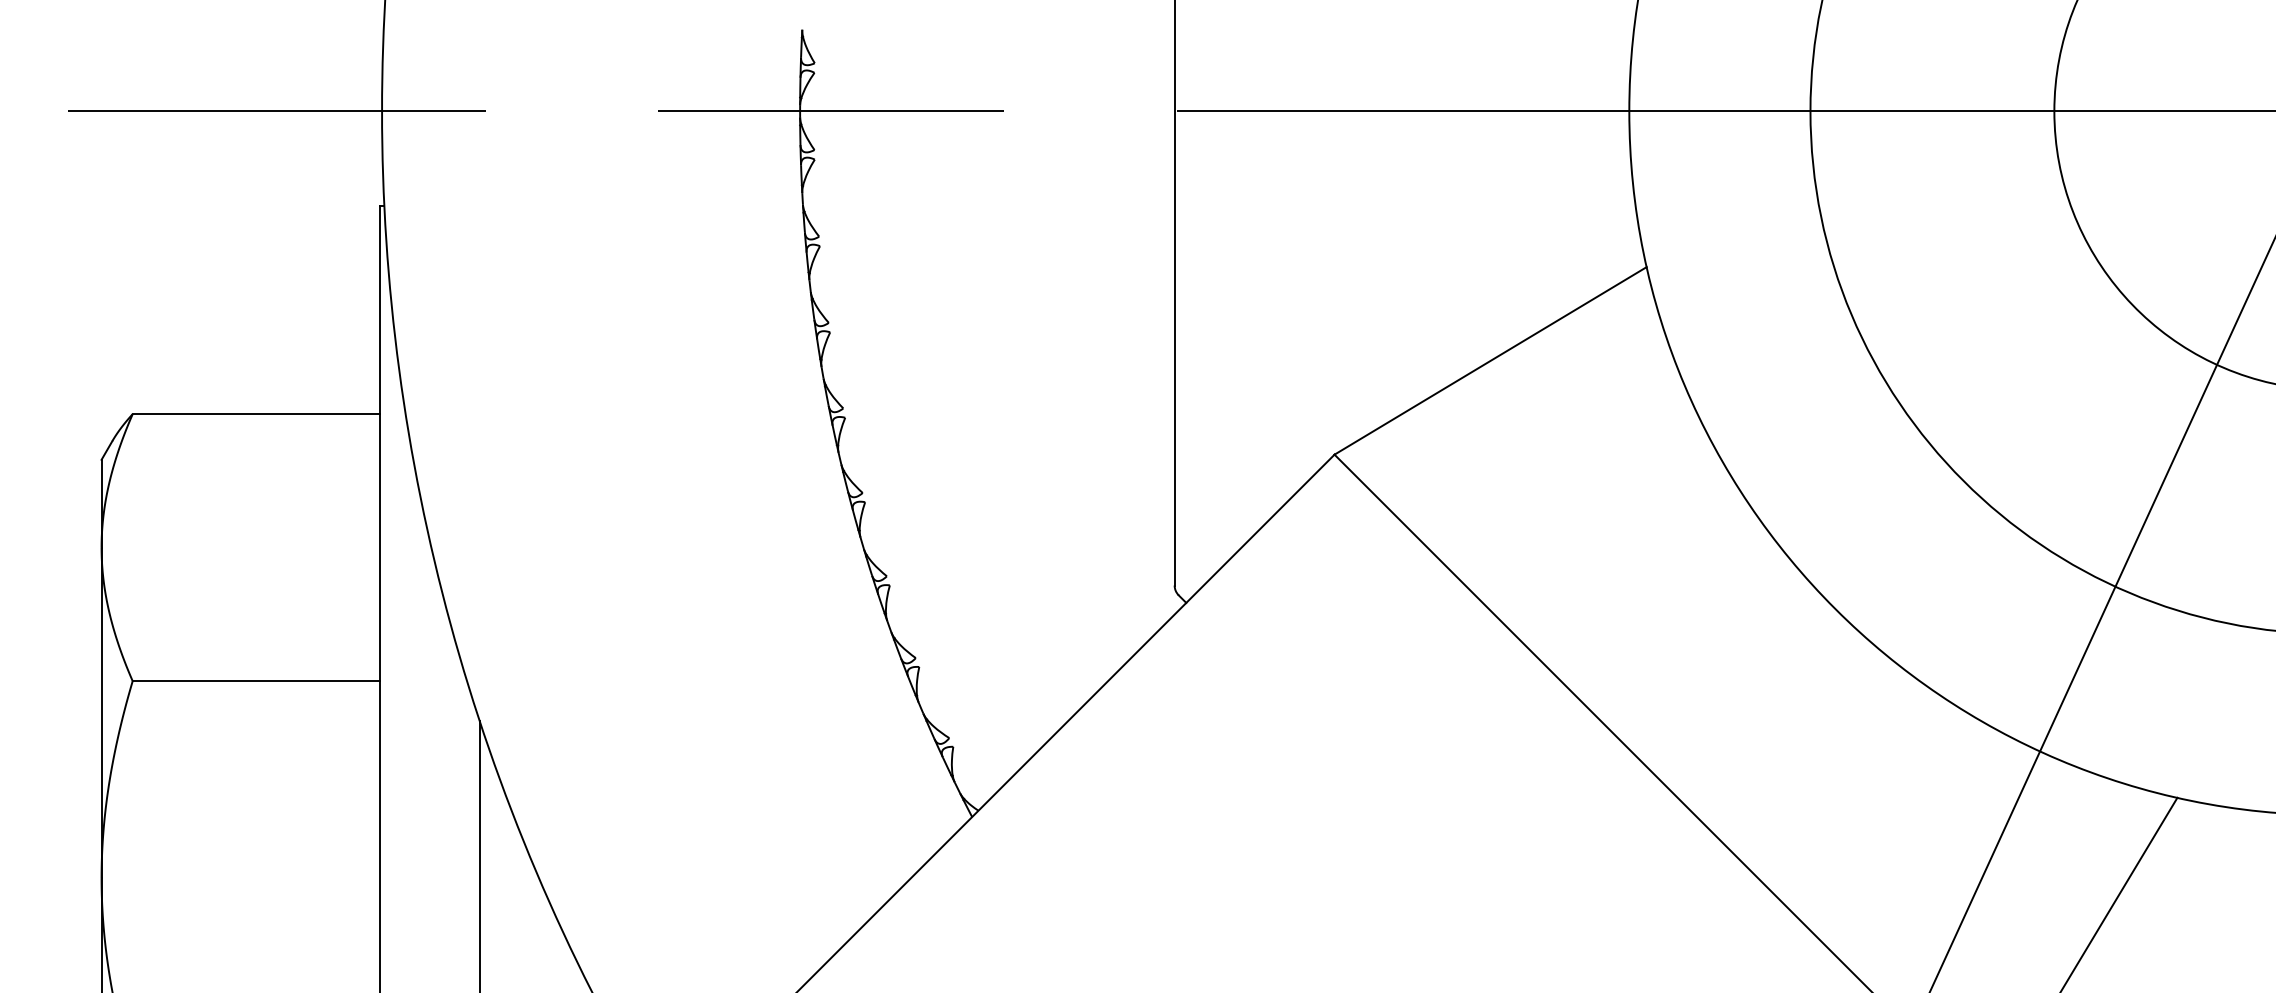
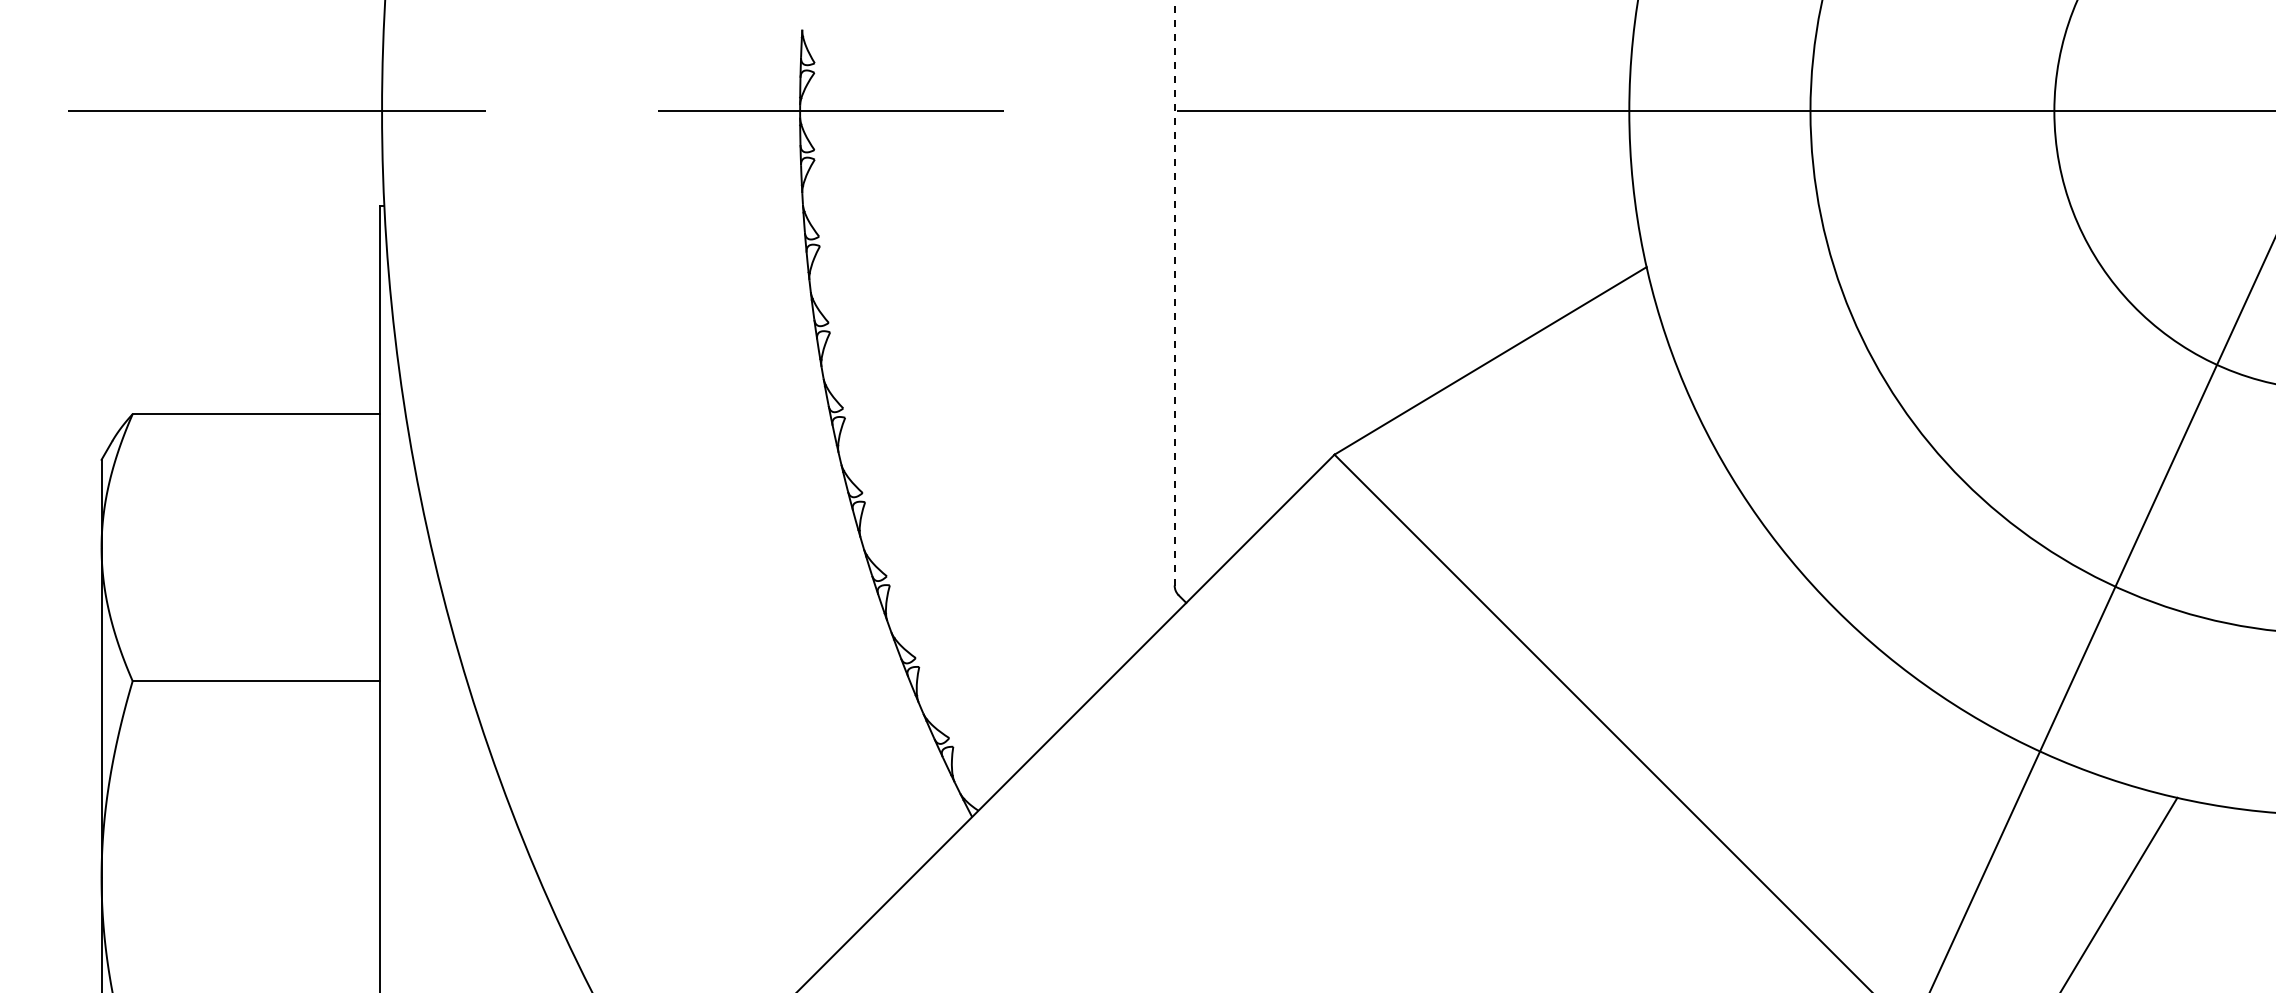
line: solid -> dashed (1174, 292)
line: present -> none (479, 854)
